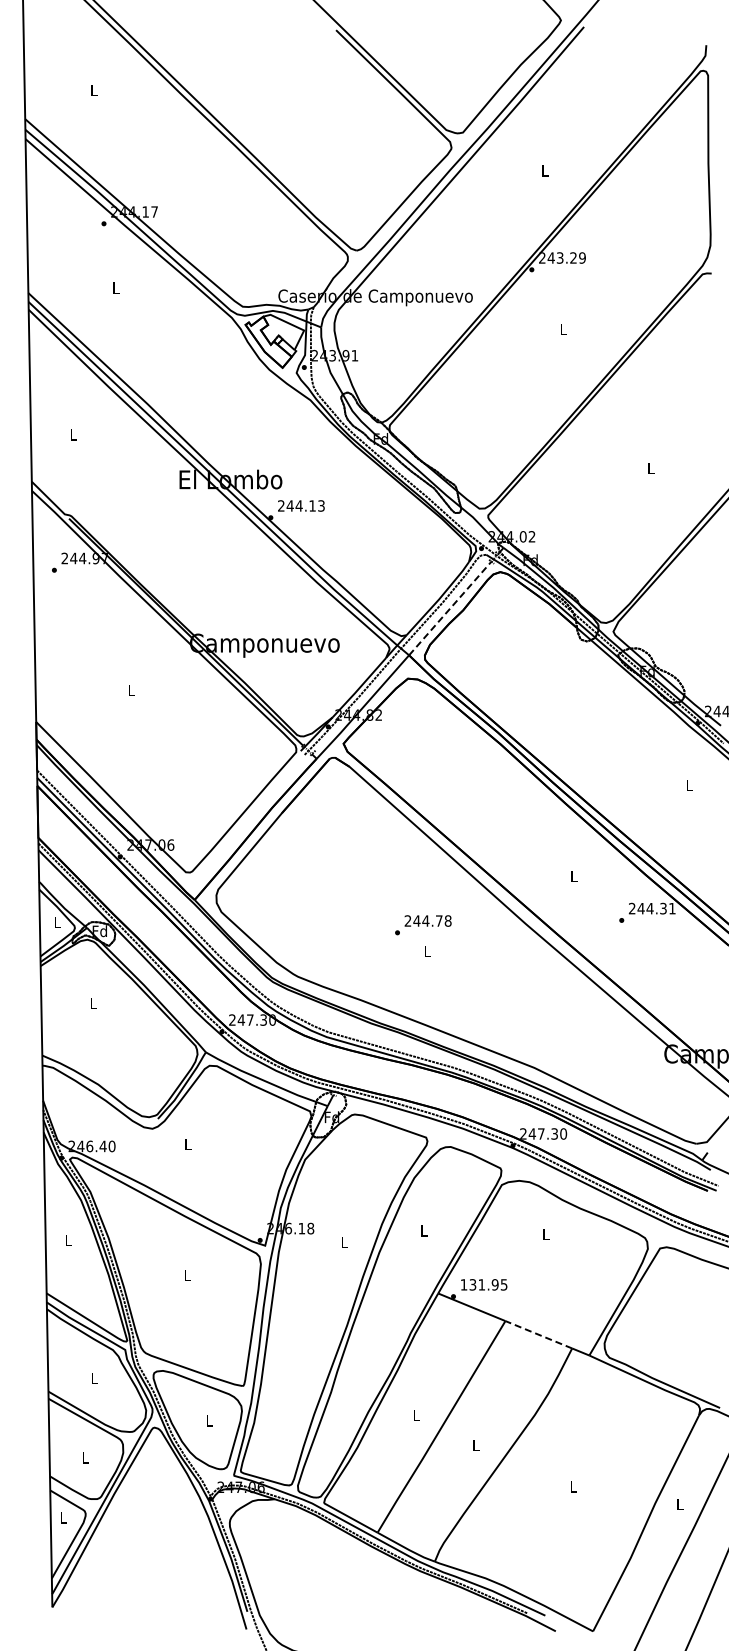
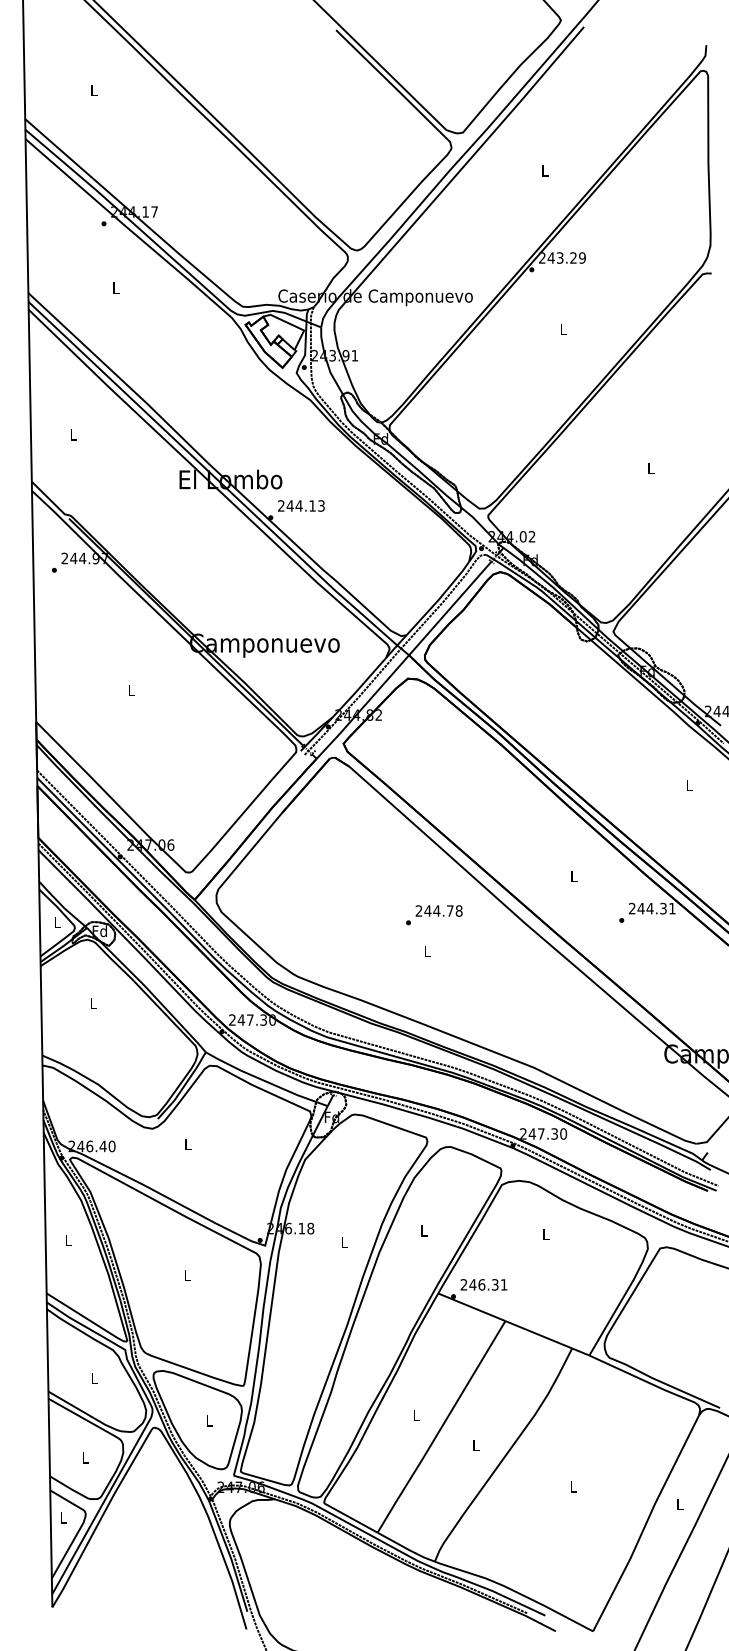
line: dashed -> solid (450, 608)
text position: (423, 925) -> (434, 915) (434, 915)
text: 131.95 -> 246.31 (483, 1284)
line: dashed -> solid (538, 1334)
